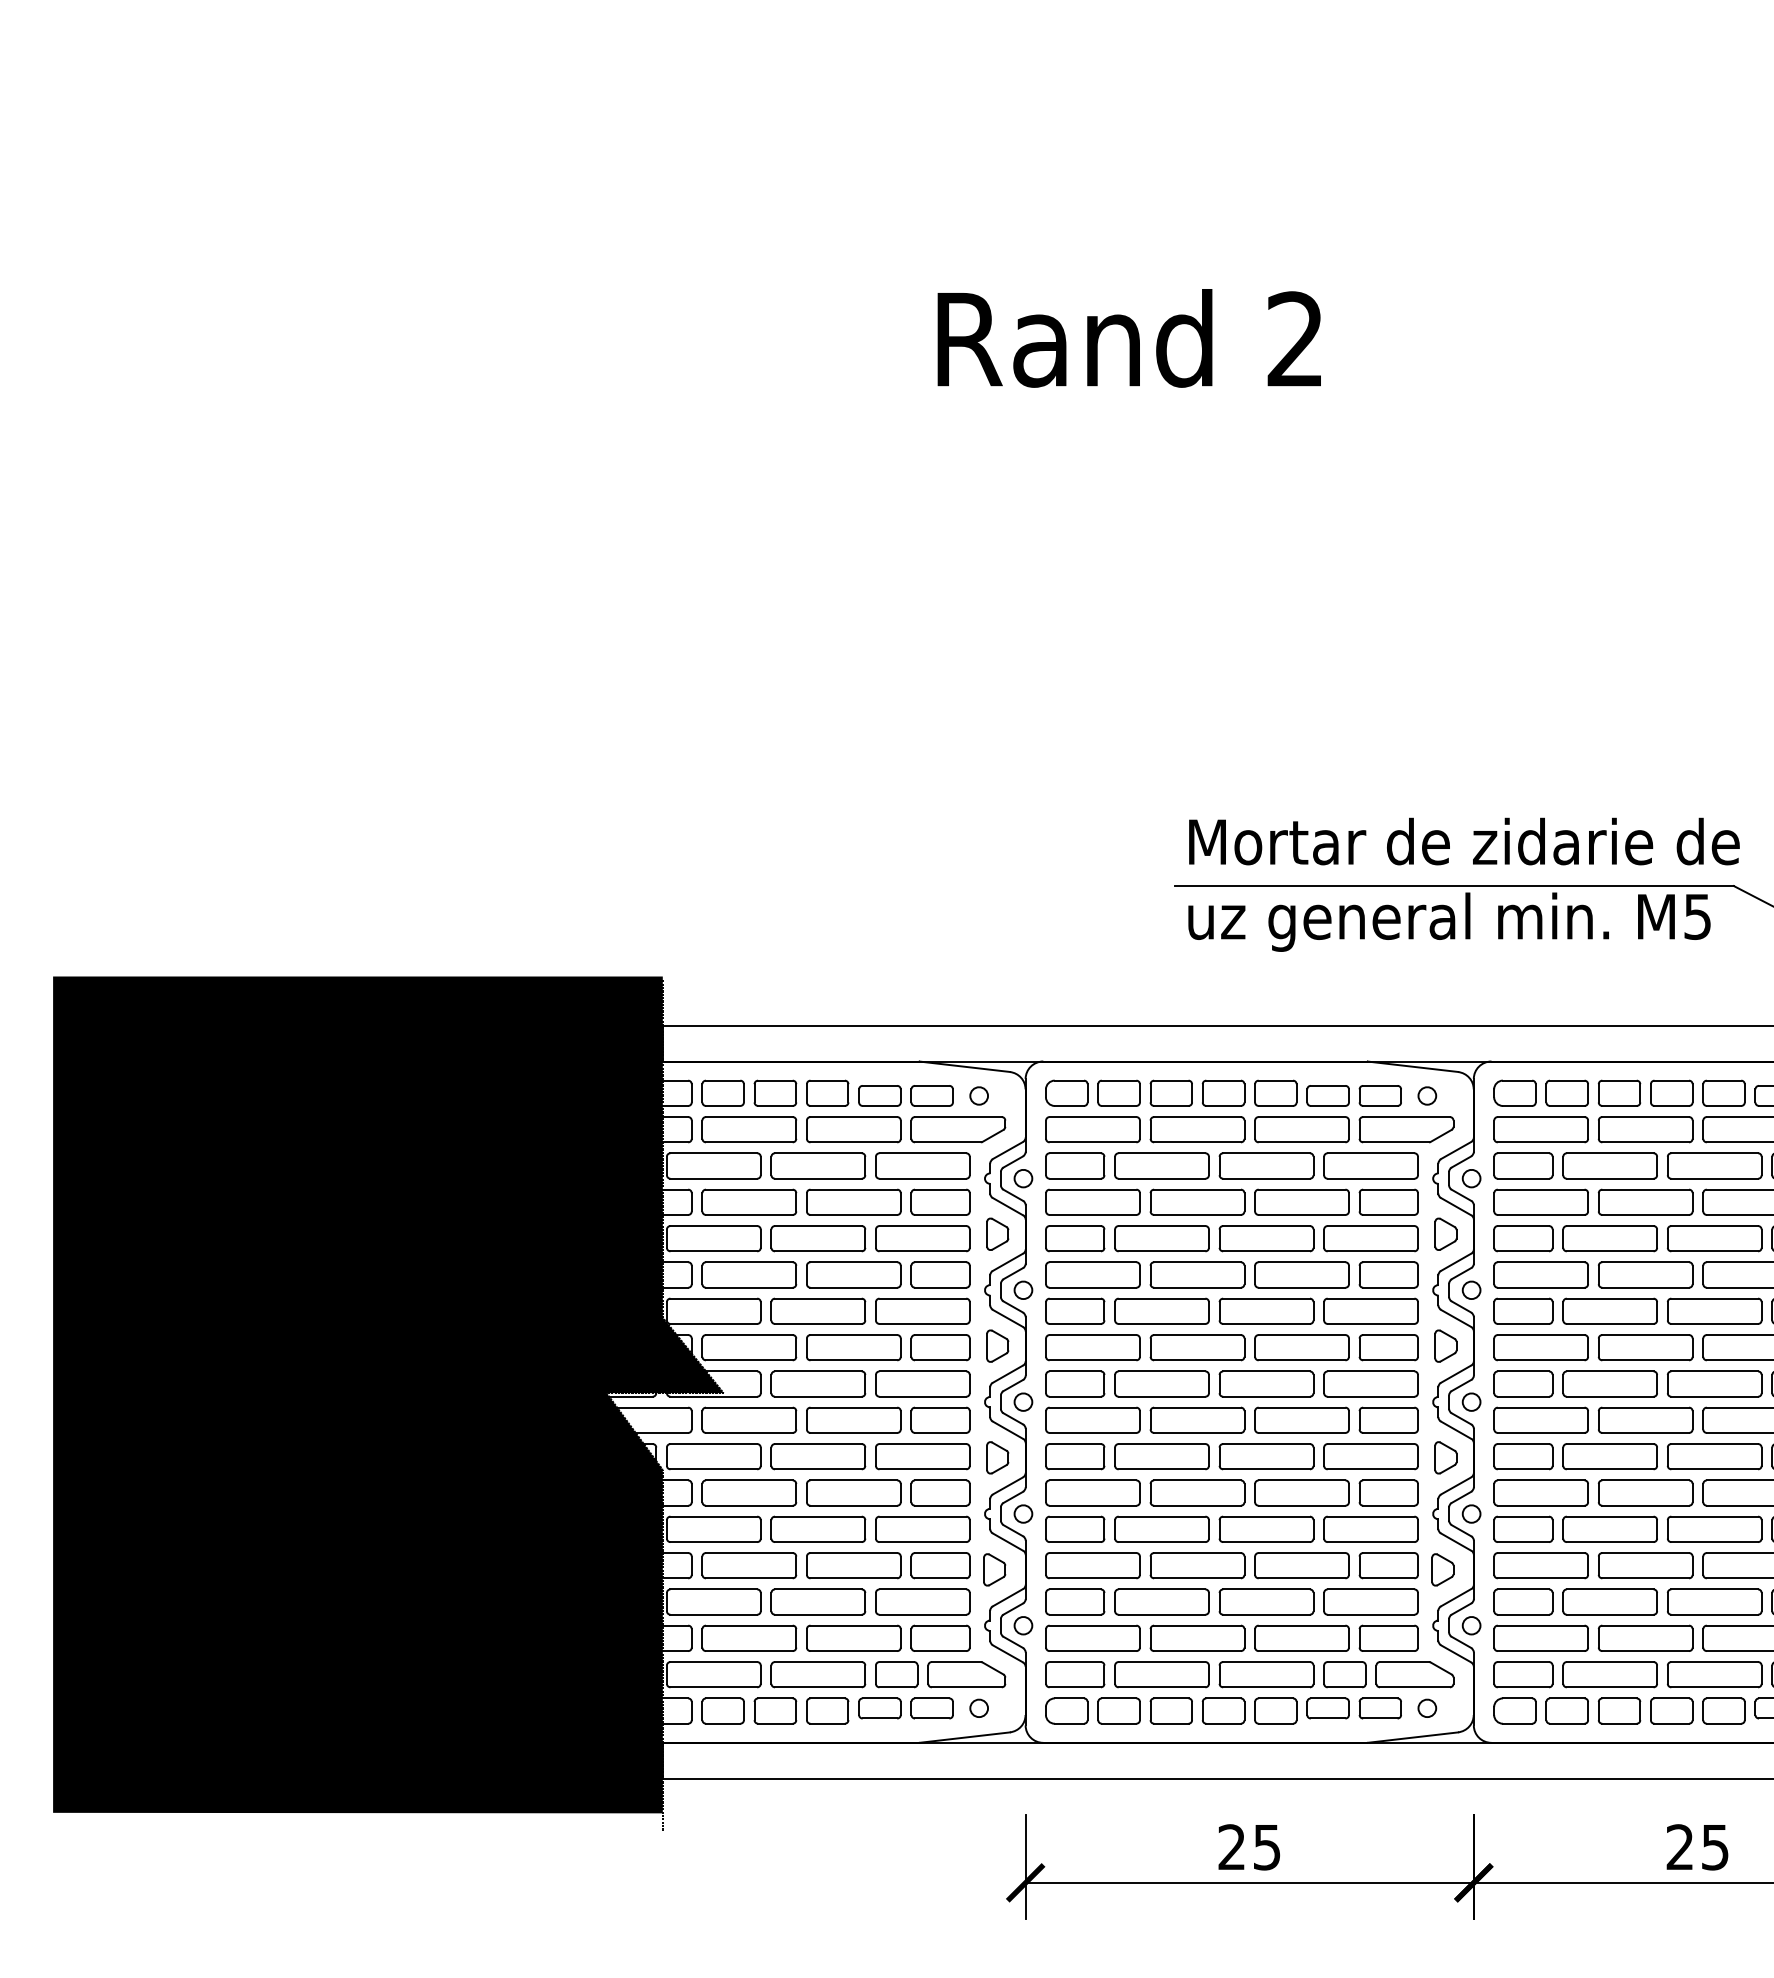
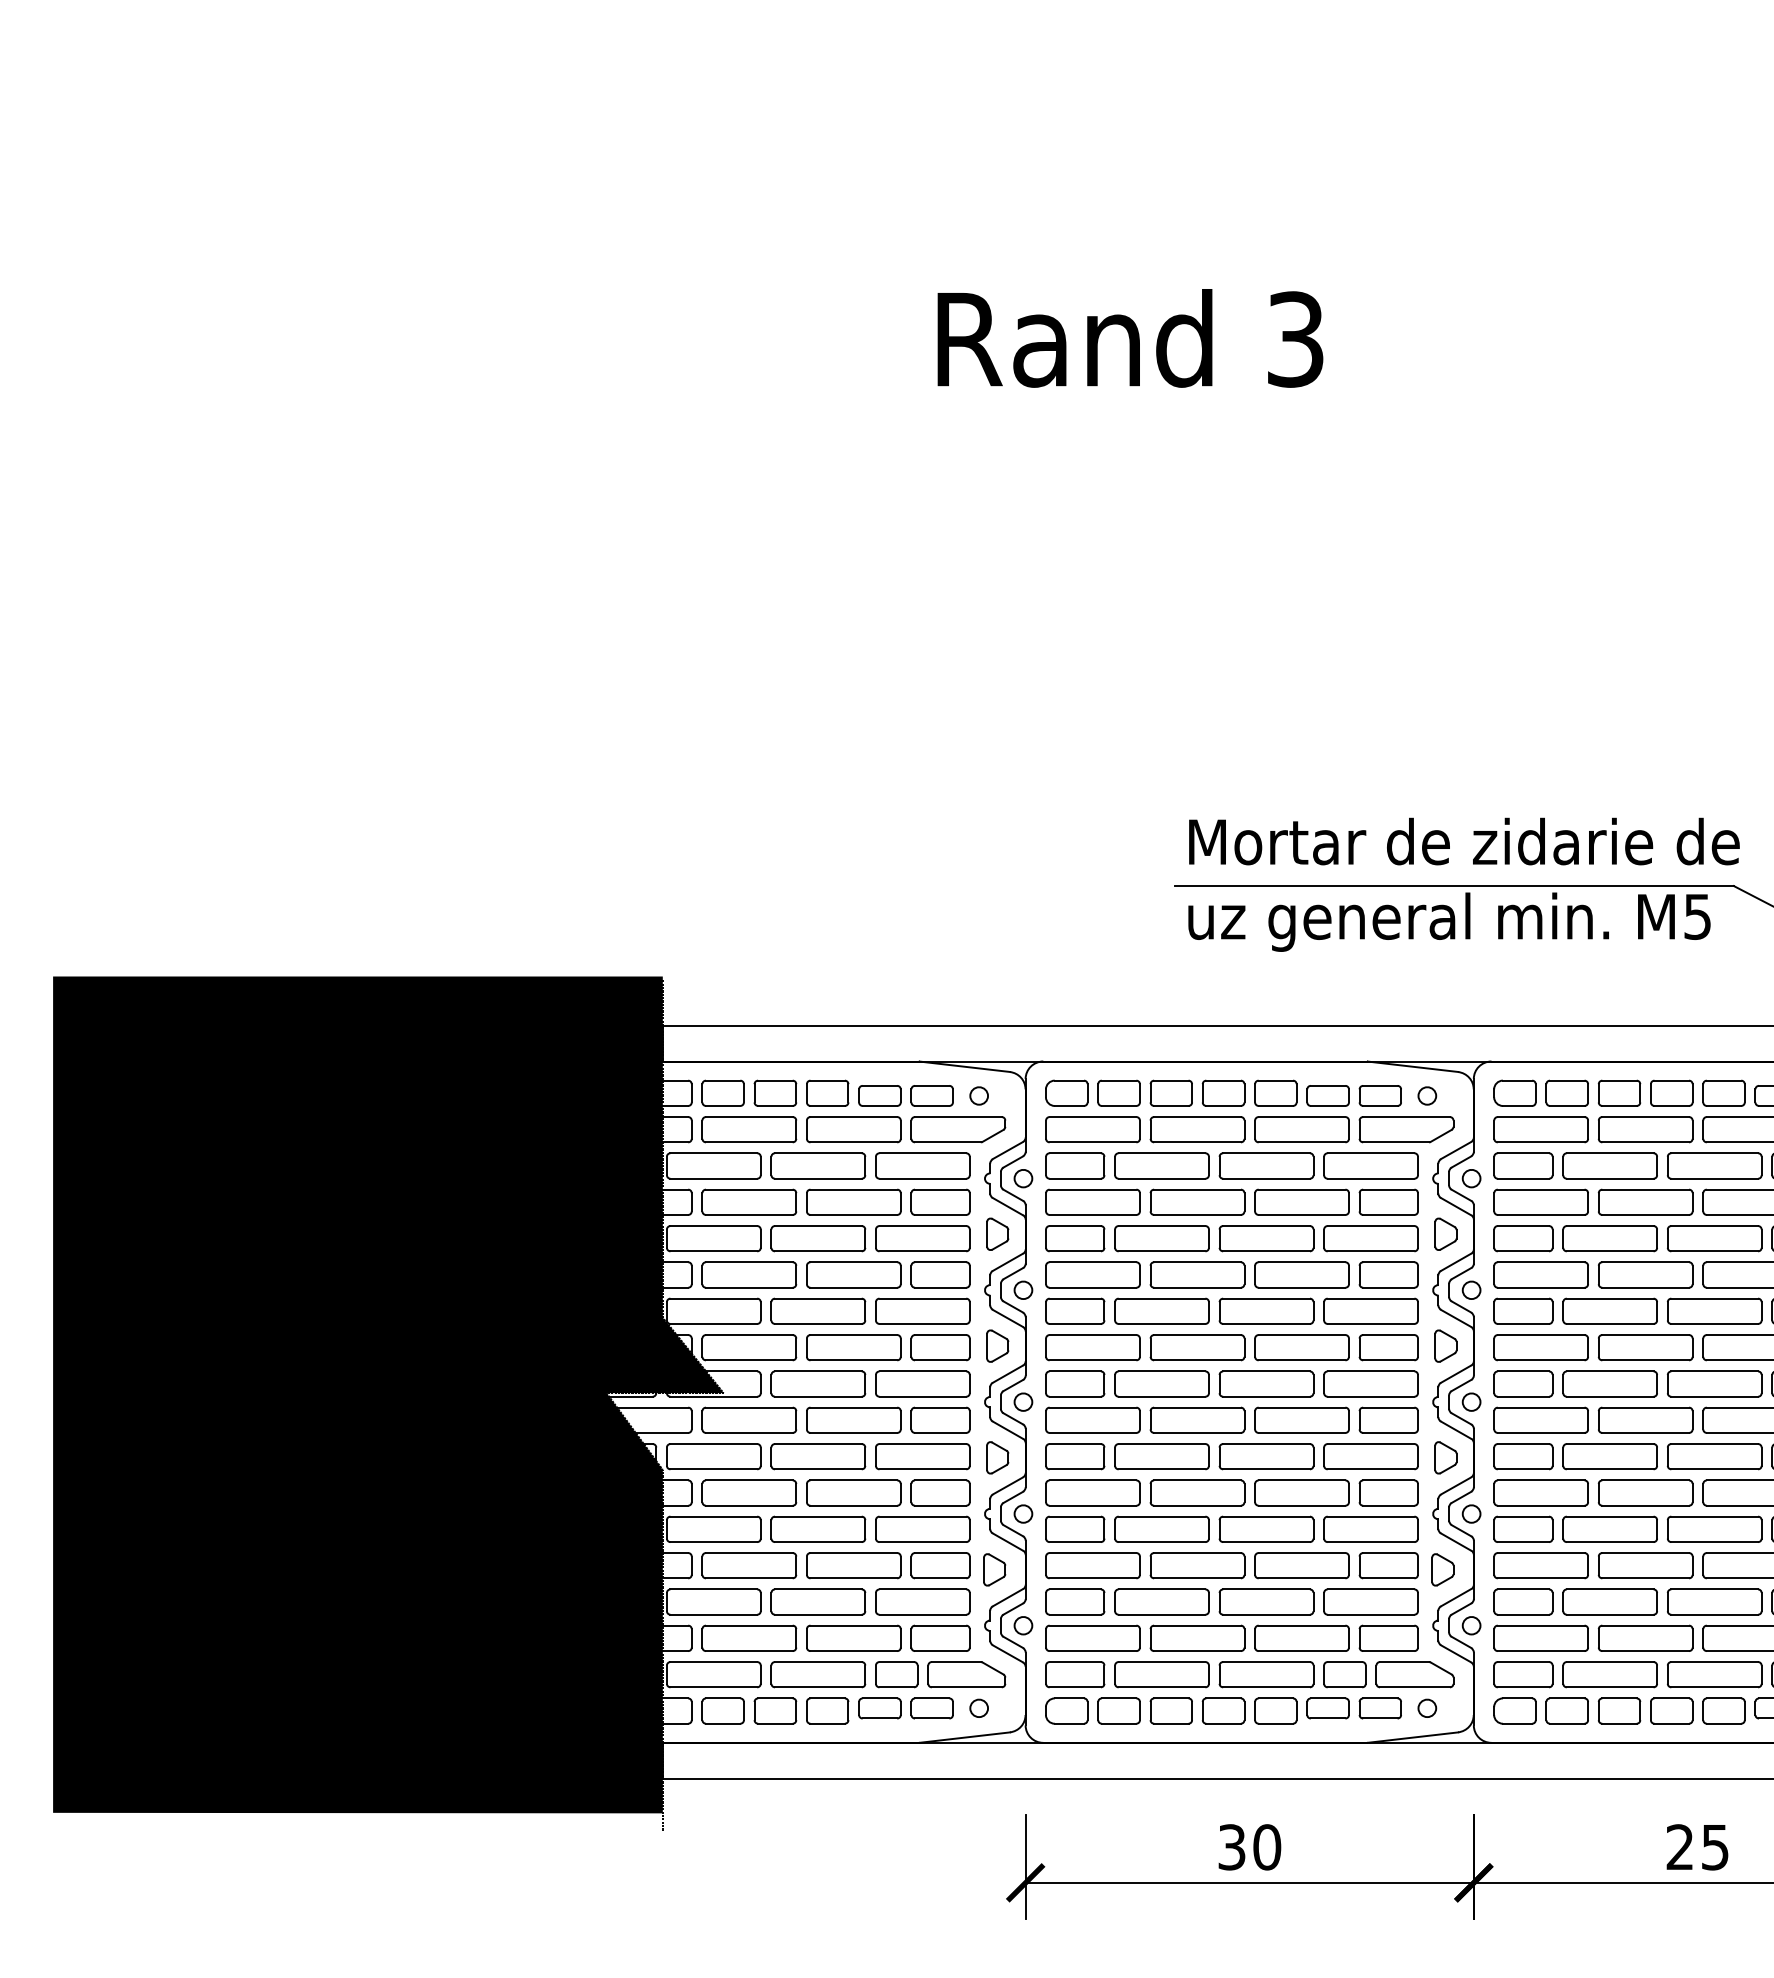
text: 2 -> 3 (1295, 339)
text: 25 -> 30 (1249, 1847)
